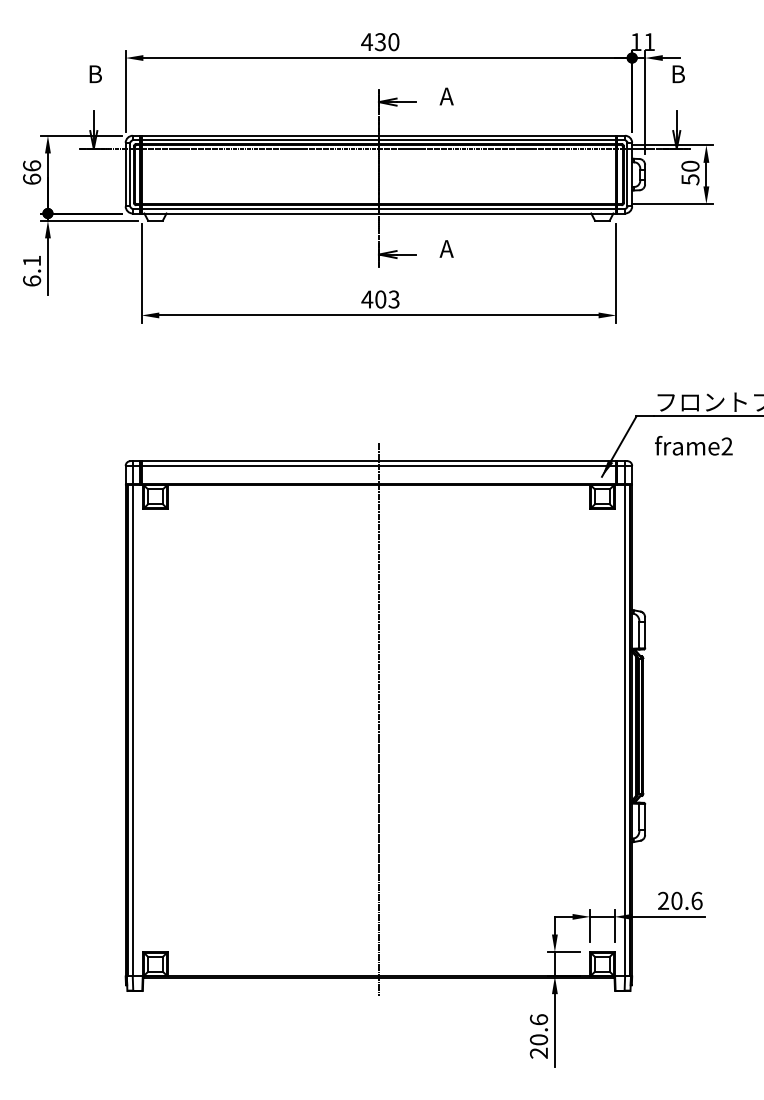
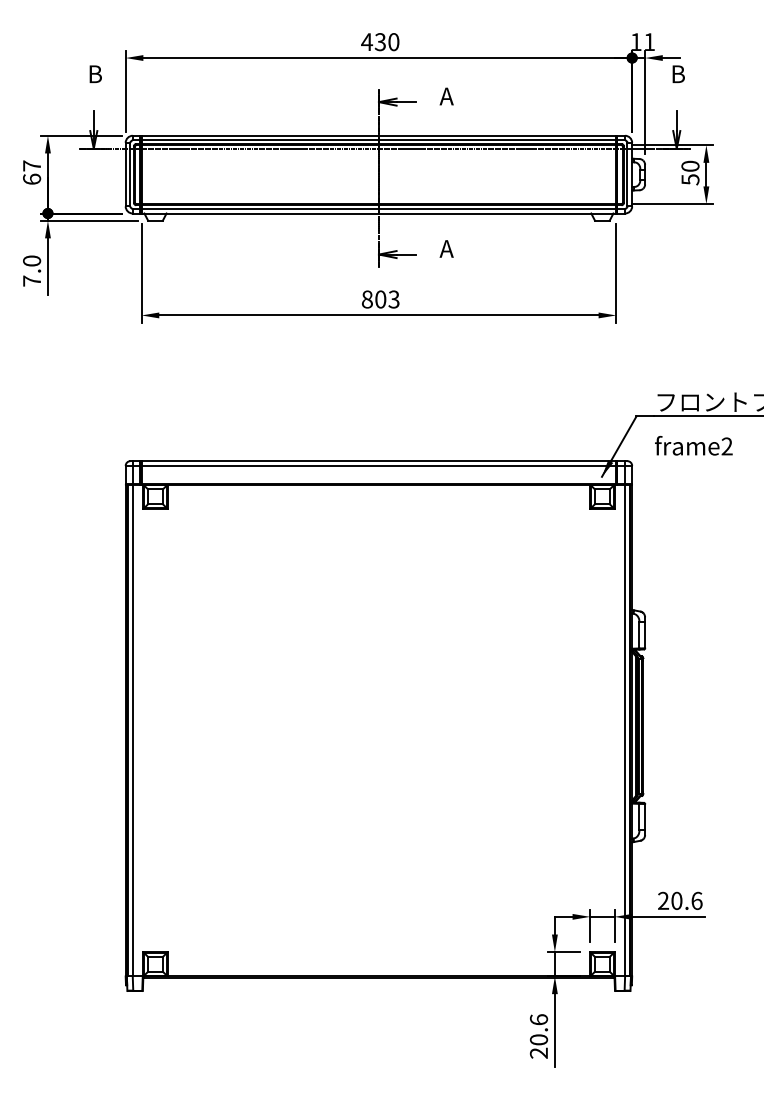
text: 66 -> 67 (32, 165)
text: 6.1 -> 7.0 (32, 270)
text: 403 -> 803 (367, 299)
line: present -> none (378, 719)
